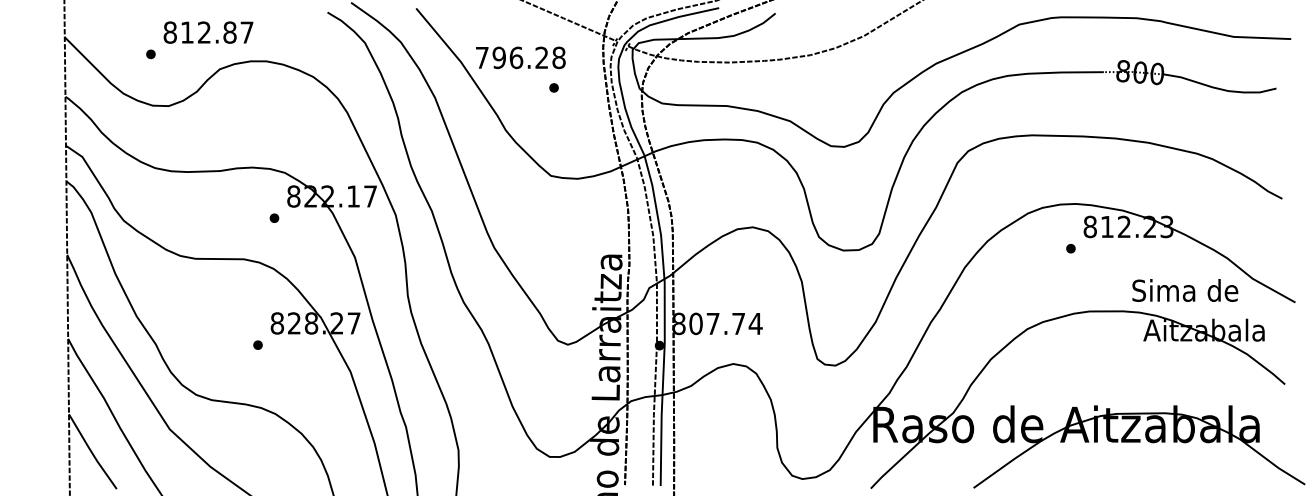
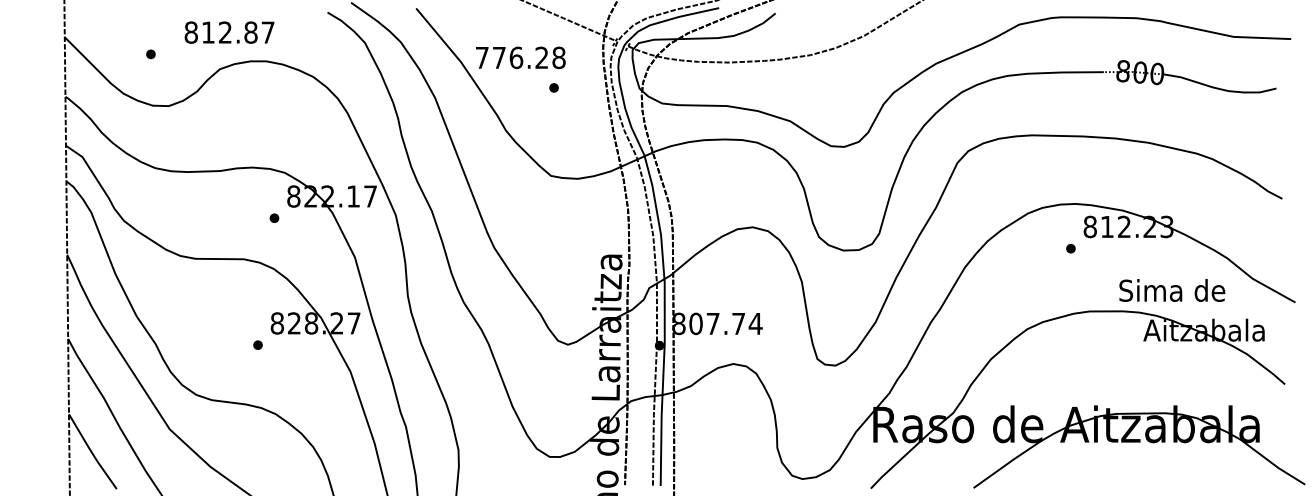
text position: (208, 32) -> (229, 32) (229, 32)
text: 796.28 -> 776.28 (498, 57)
text position: (1185, 290) -> (1172, 290) (1172, 290)
